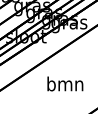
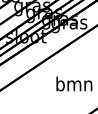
text position: (65, 83) -> (74, 83) (74, 83)
